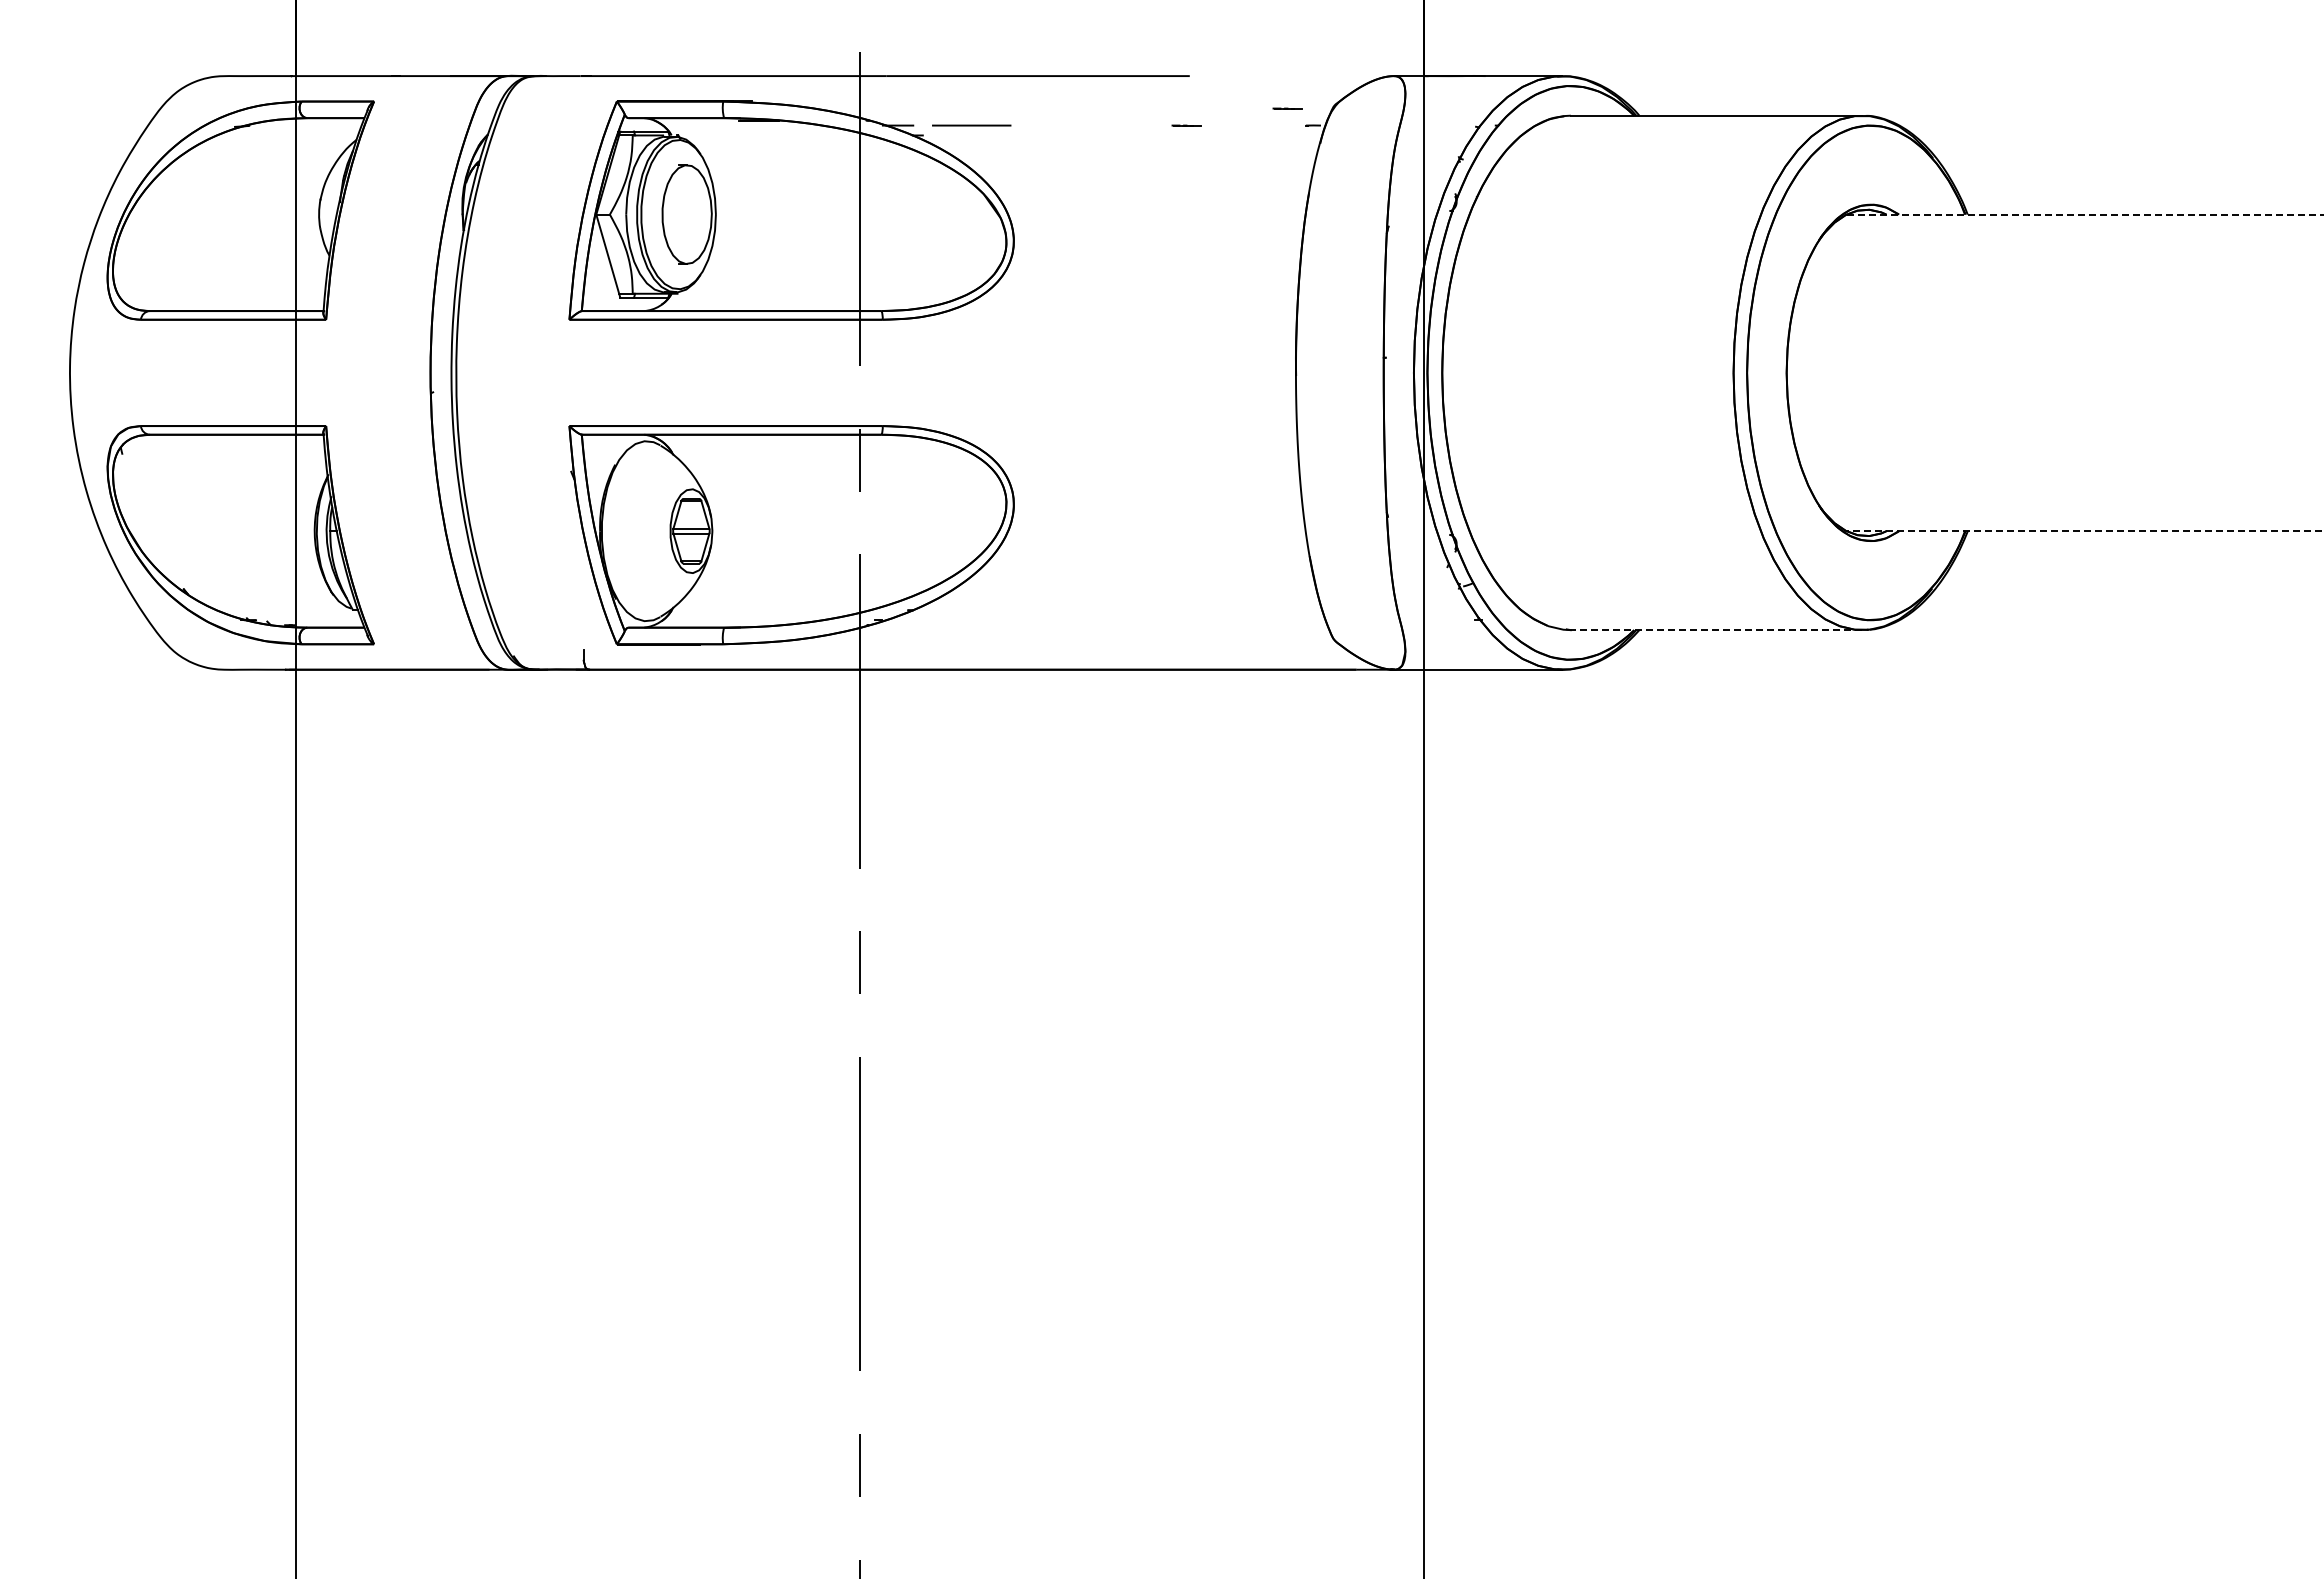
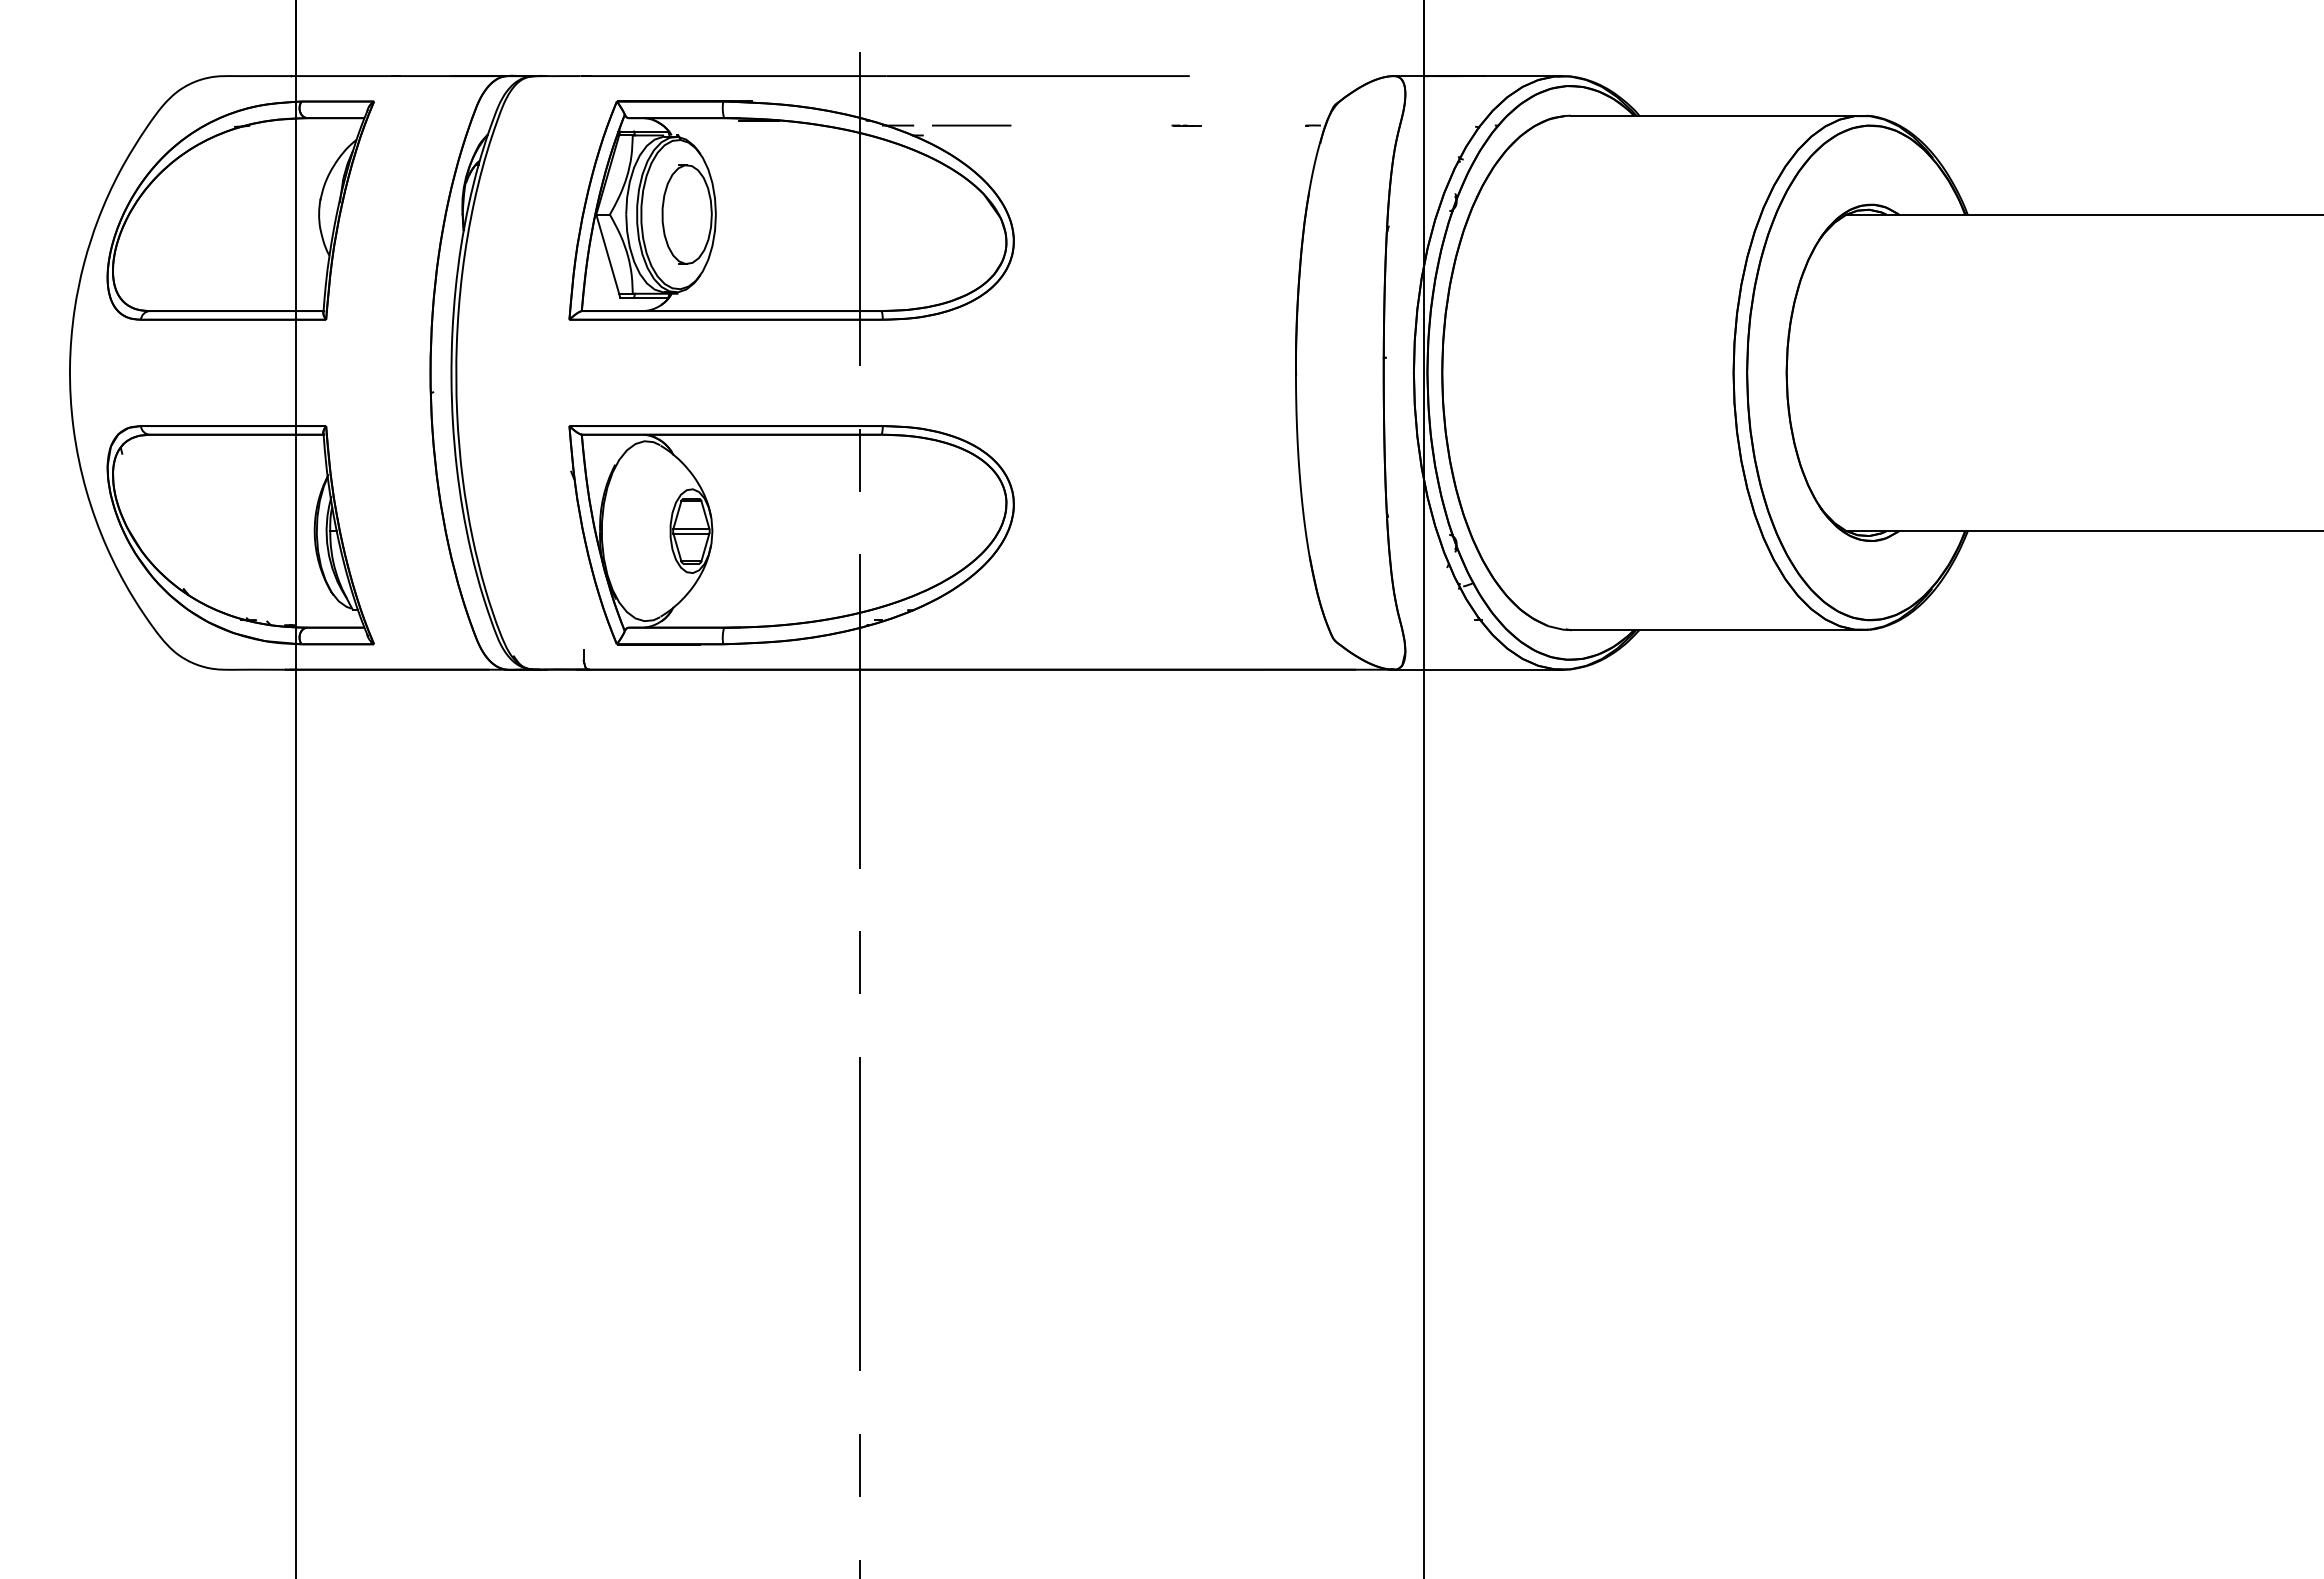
line: present -> none (1287, 108)
line: dashed -> solid (2085, 214)
line: dashed -> solid (2084, 531)
line: dashed -> solid (1716, 630)
